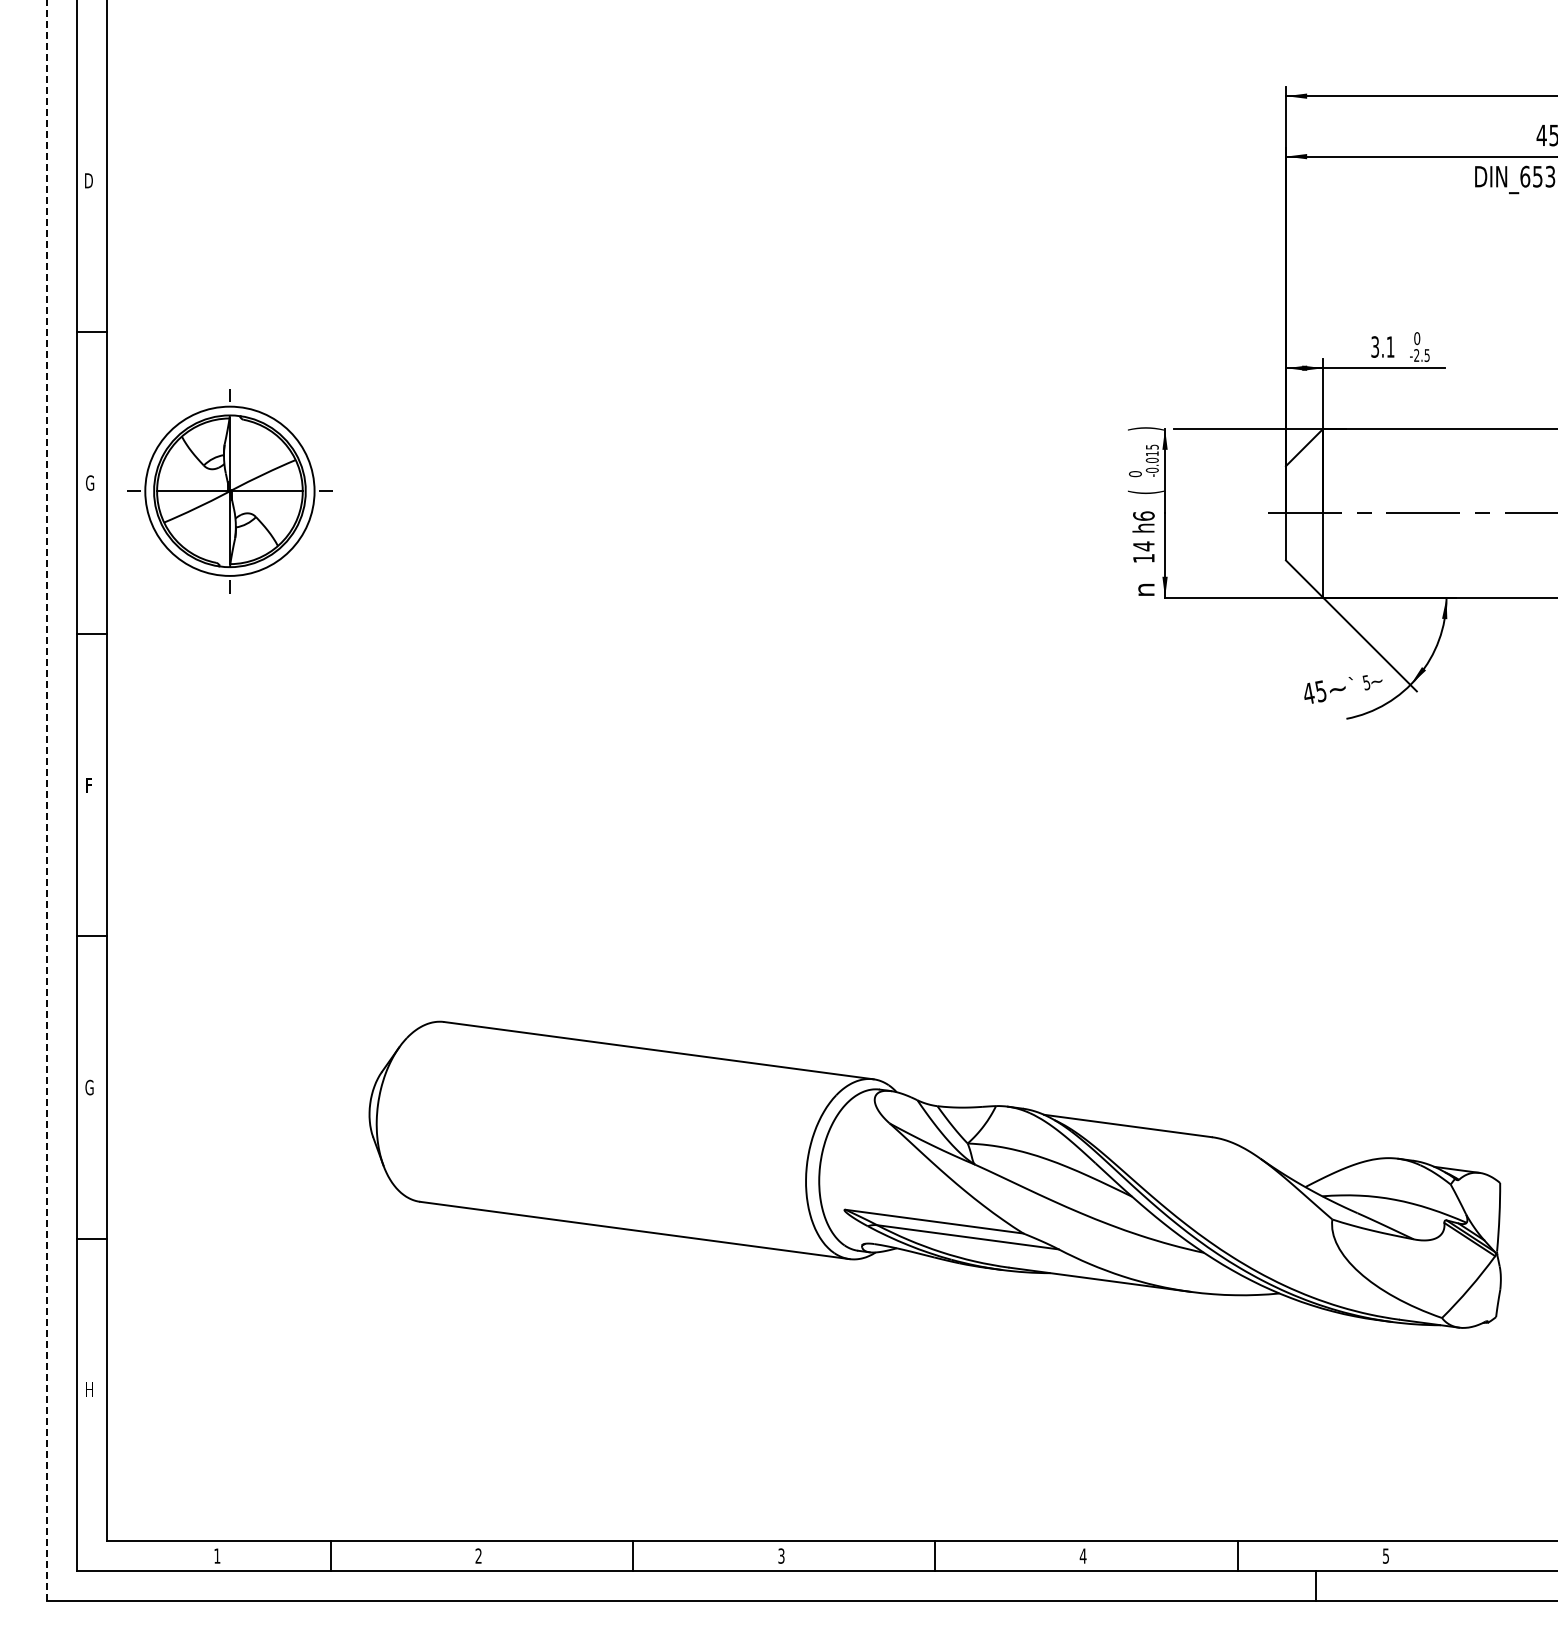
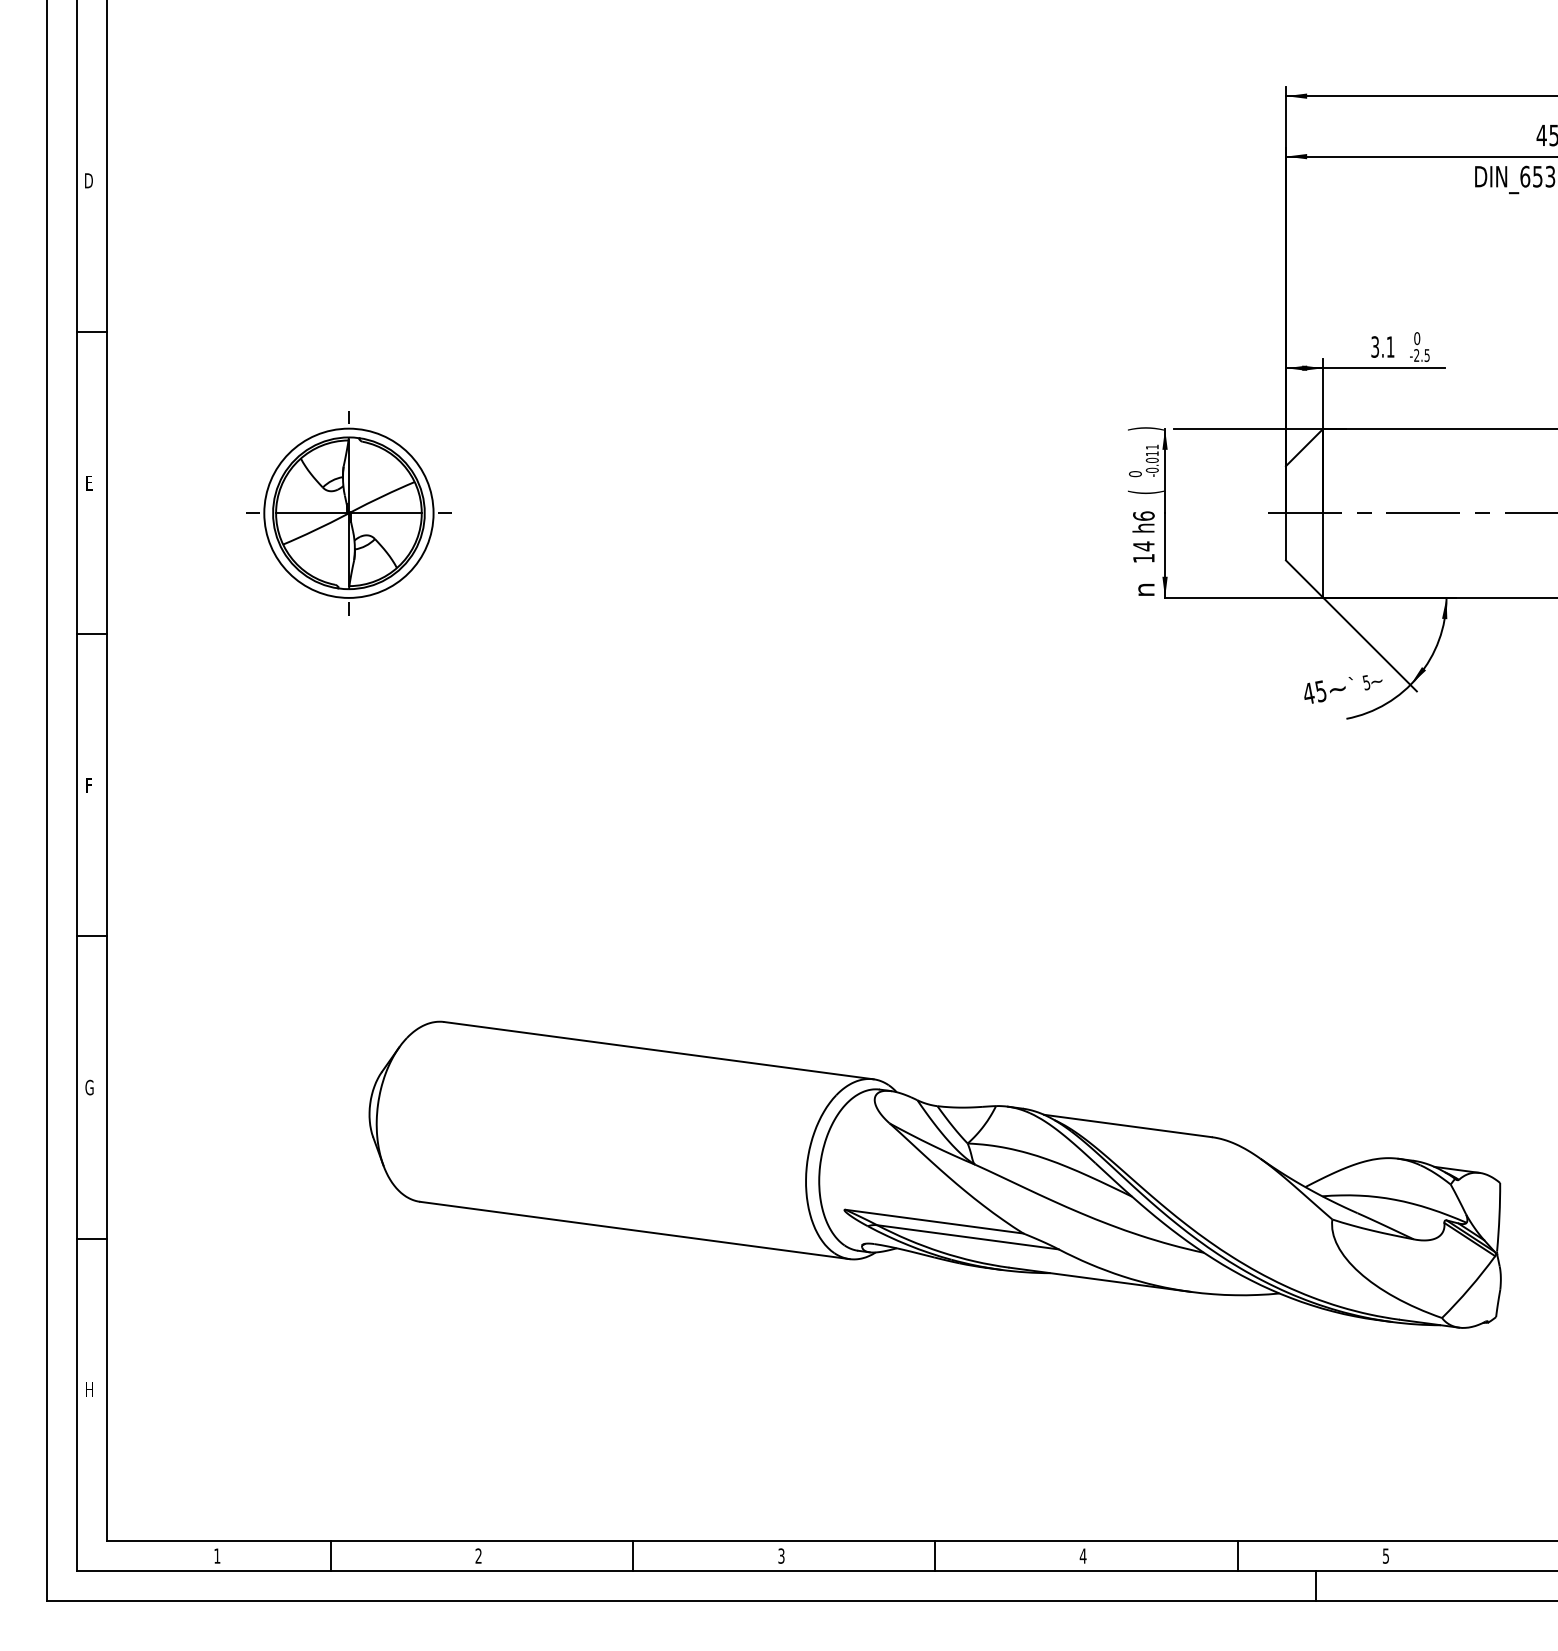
text: -0.015 -> -0.011 (1152, 446)
text: G -> E (90, 482)
part position: (229, 491) -> (348, 513) (348, 513)
line: dashed -> solid (46, 800)
